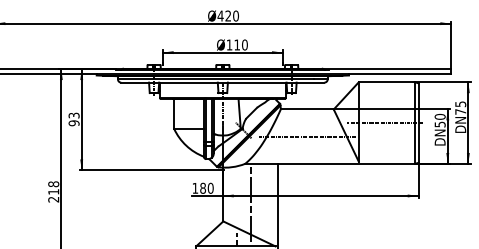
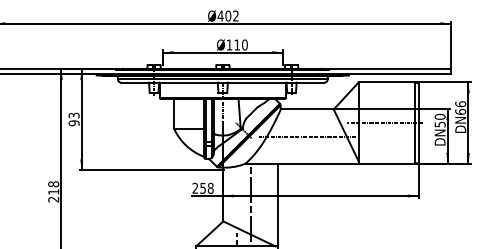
text: 420 -> 402 (231, 15)
text: 75 -> 66 (460, 107)
text: 180 -> 258 (202, 187)
